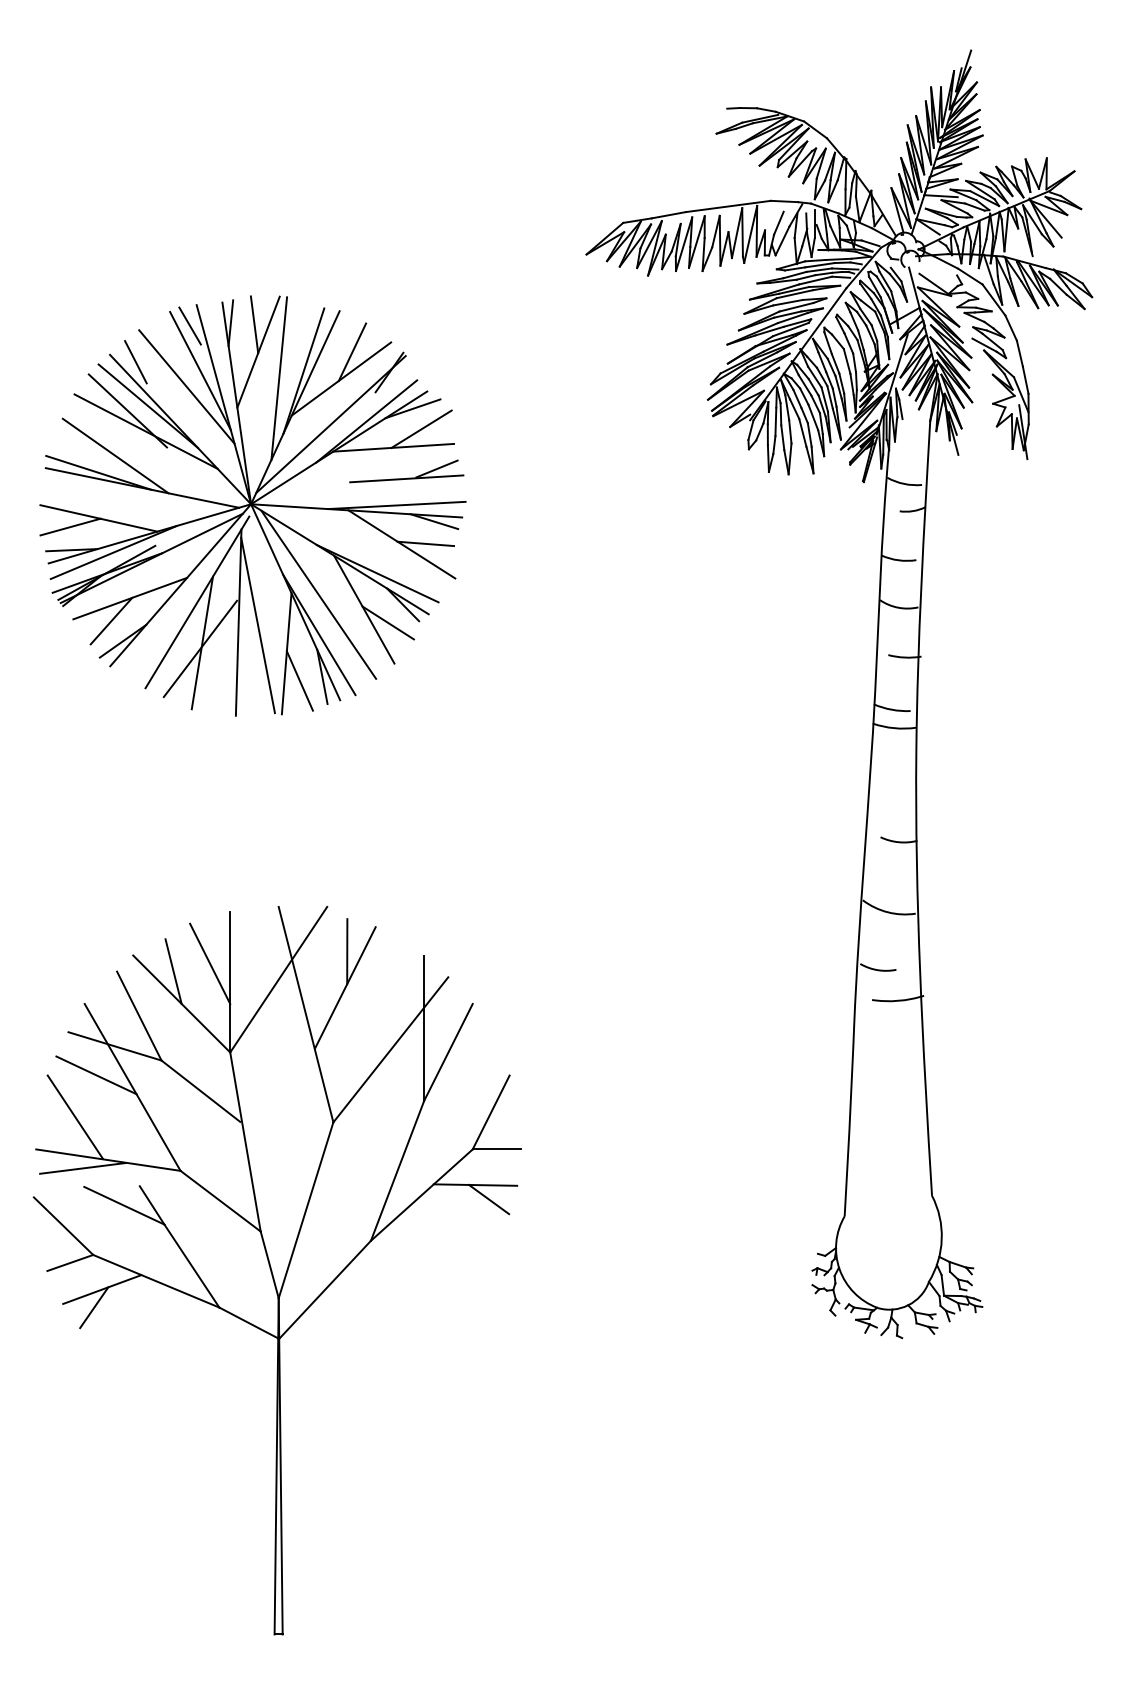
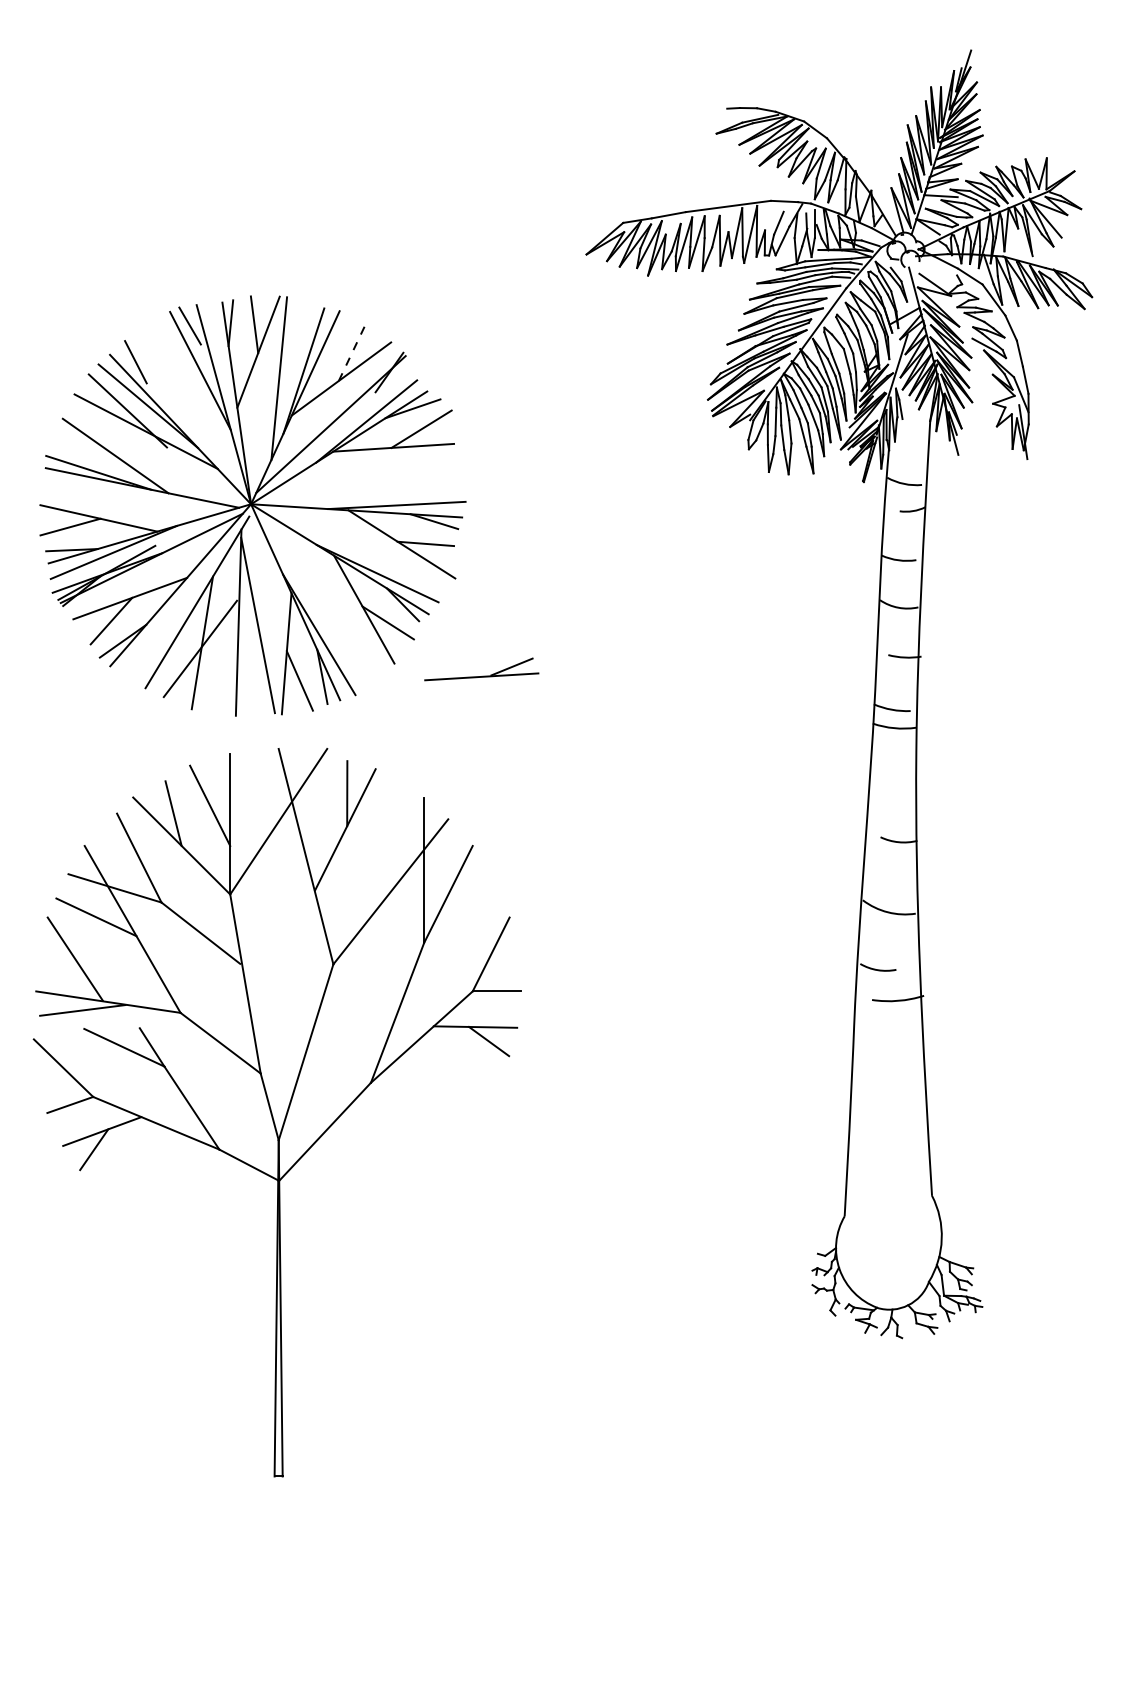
line: solid -> dashed (352, 352)
line: present -> none (186, 386)
part position: (407, 477) -> (482, 675) (482, 675)
line: present -> none (318, 594)
part position: (276, 1270) -> (276, 1112) (276, 1112)
